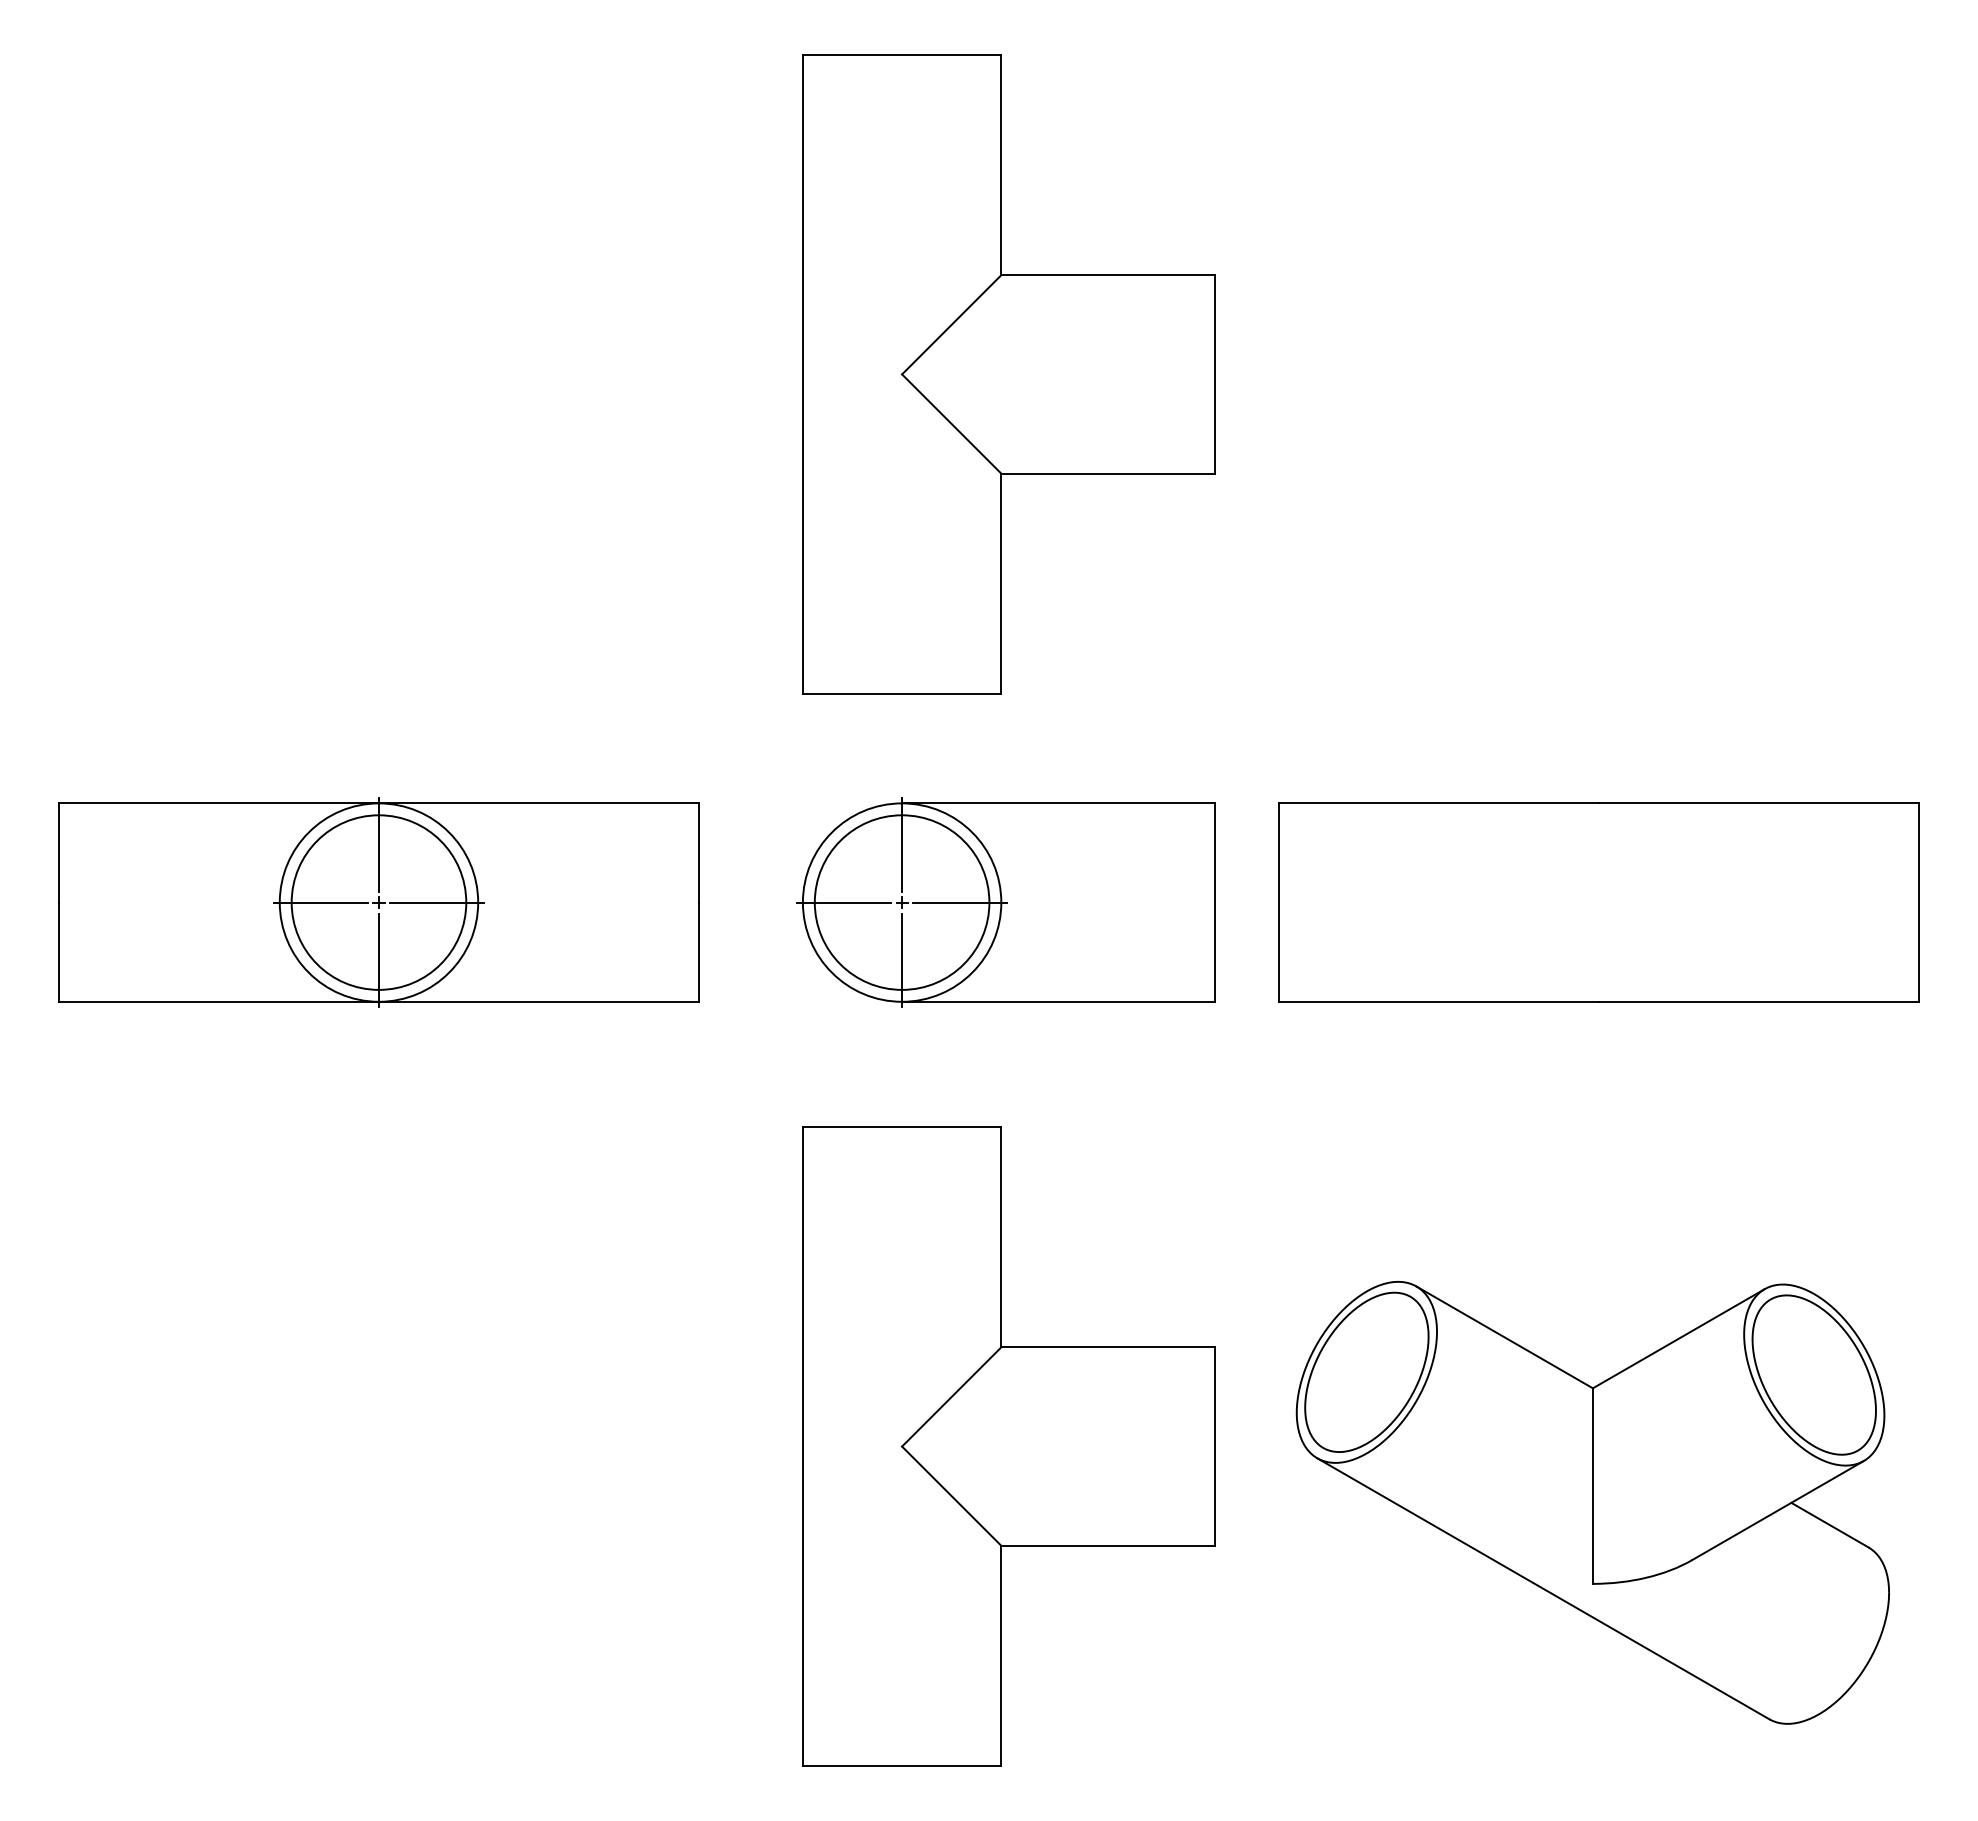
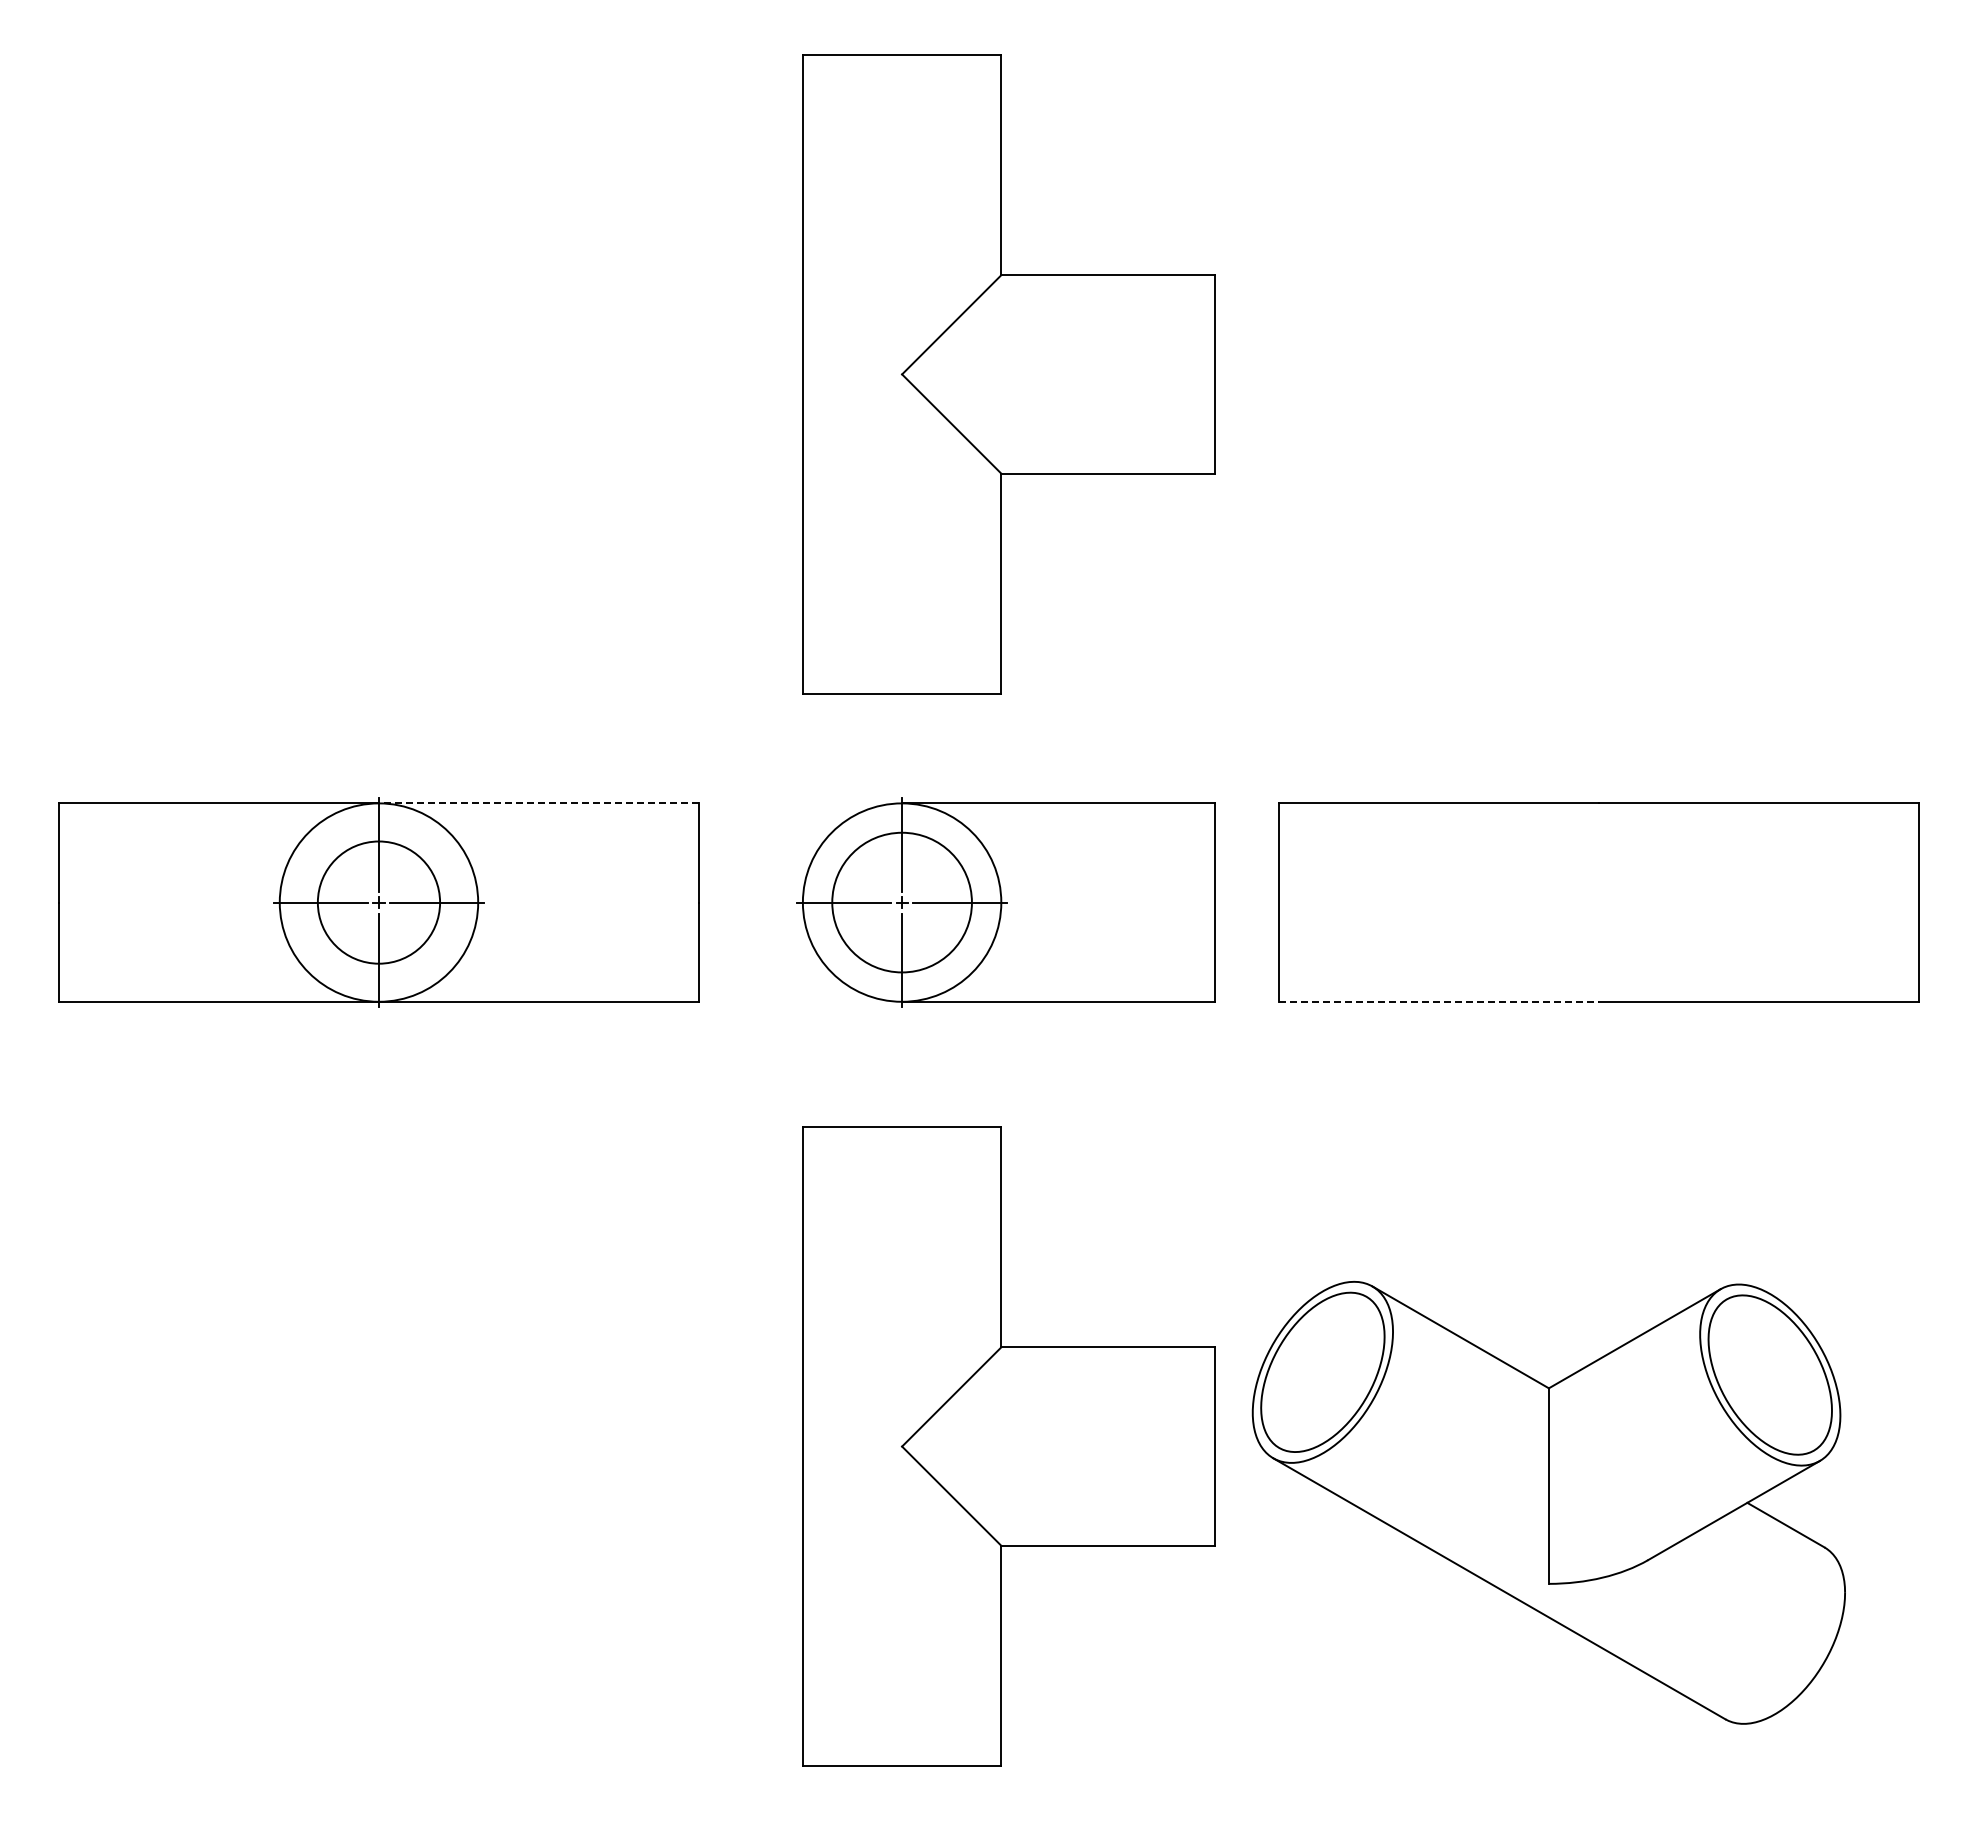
line: solid -> dashed (538, 803)
circle diameter: 175 px -> 122 px (378, 902)
circle diameter: 175 px -> 140 px (901, 902)
line: solid -> dashed (1439, 1001)
part position: (1592, 1502) -> (1548, 1502) (1548, 1502)
